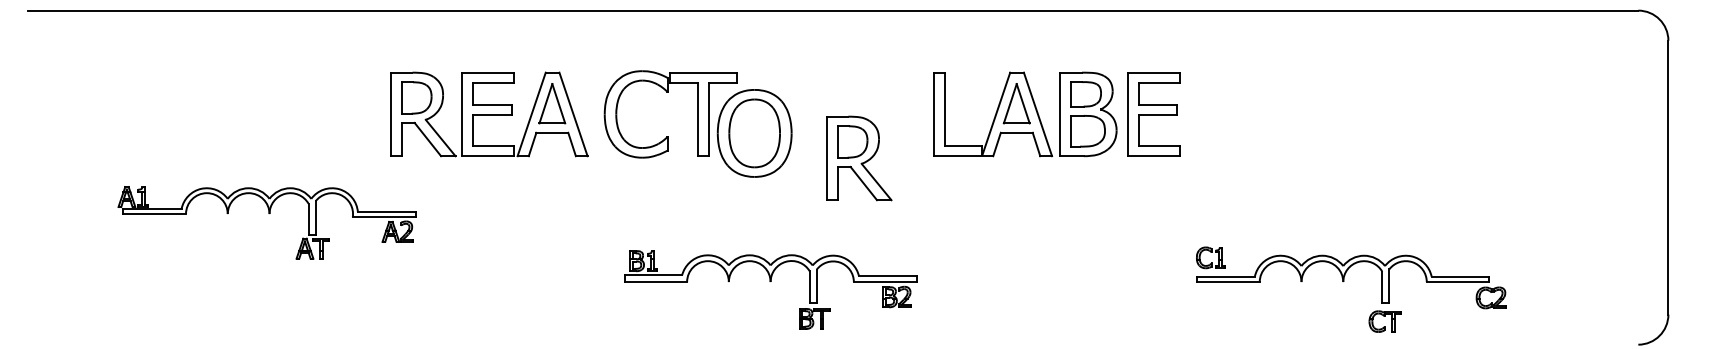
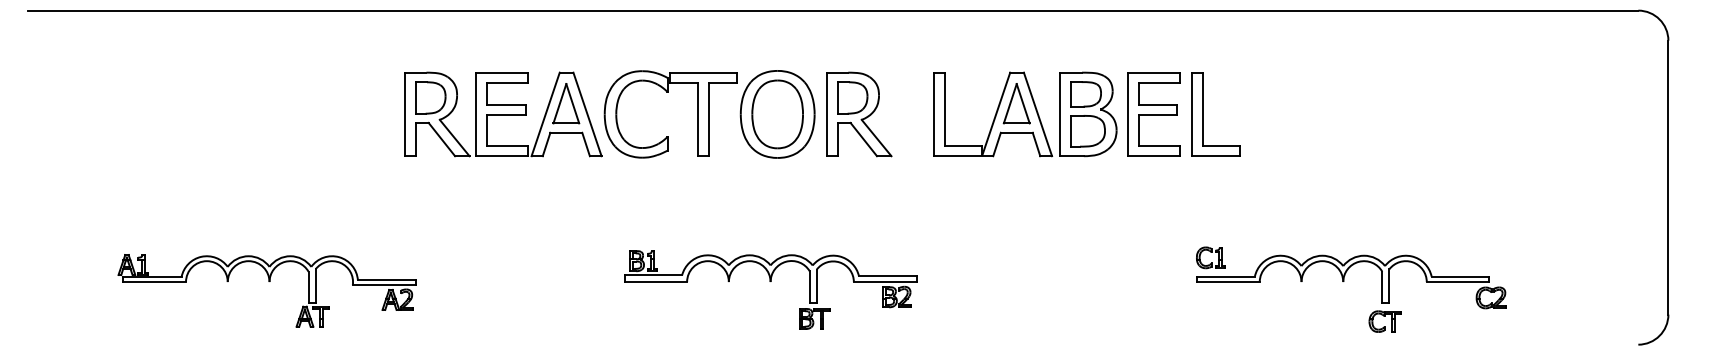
part position: (489, 114) -> (503, 114) (503, 114)
part: none -> present (1203, 114)
part position: (754, 133) -> (777, 114) (777, 114)
part position: (859, 158) -> (859, 114) (859, 114)
part position: (268, 213) -> (268, 281) (268, 281)
